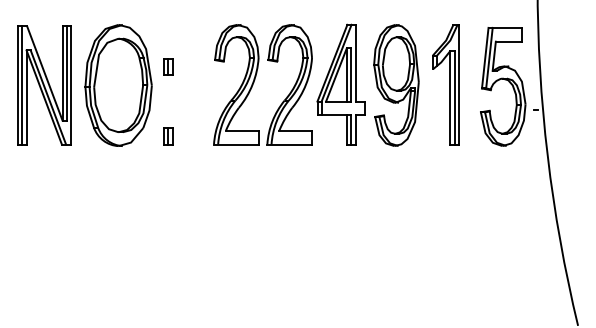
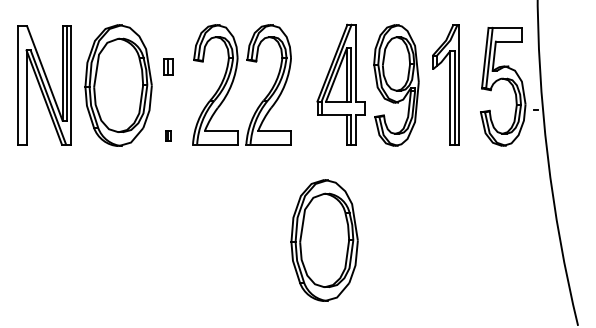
part position: (255, 80) -> (234, 80) (234, 80)
line: present -> none (22, 85)
part size: 11x19 px -> 7x12 px (168, 135)
part: none -> present (324, 240)
